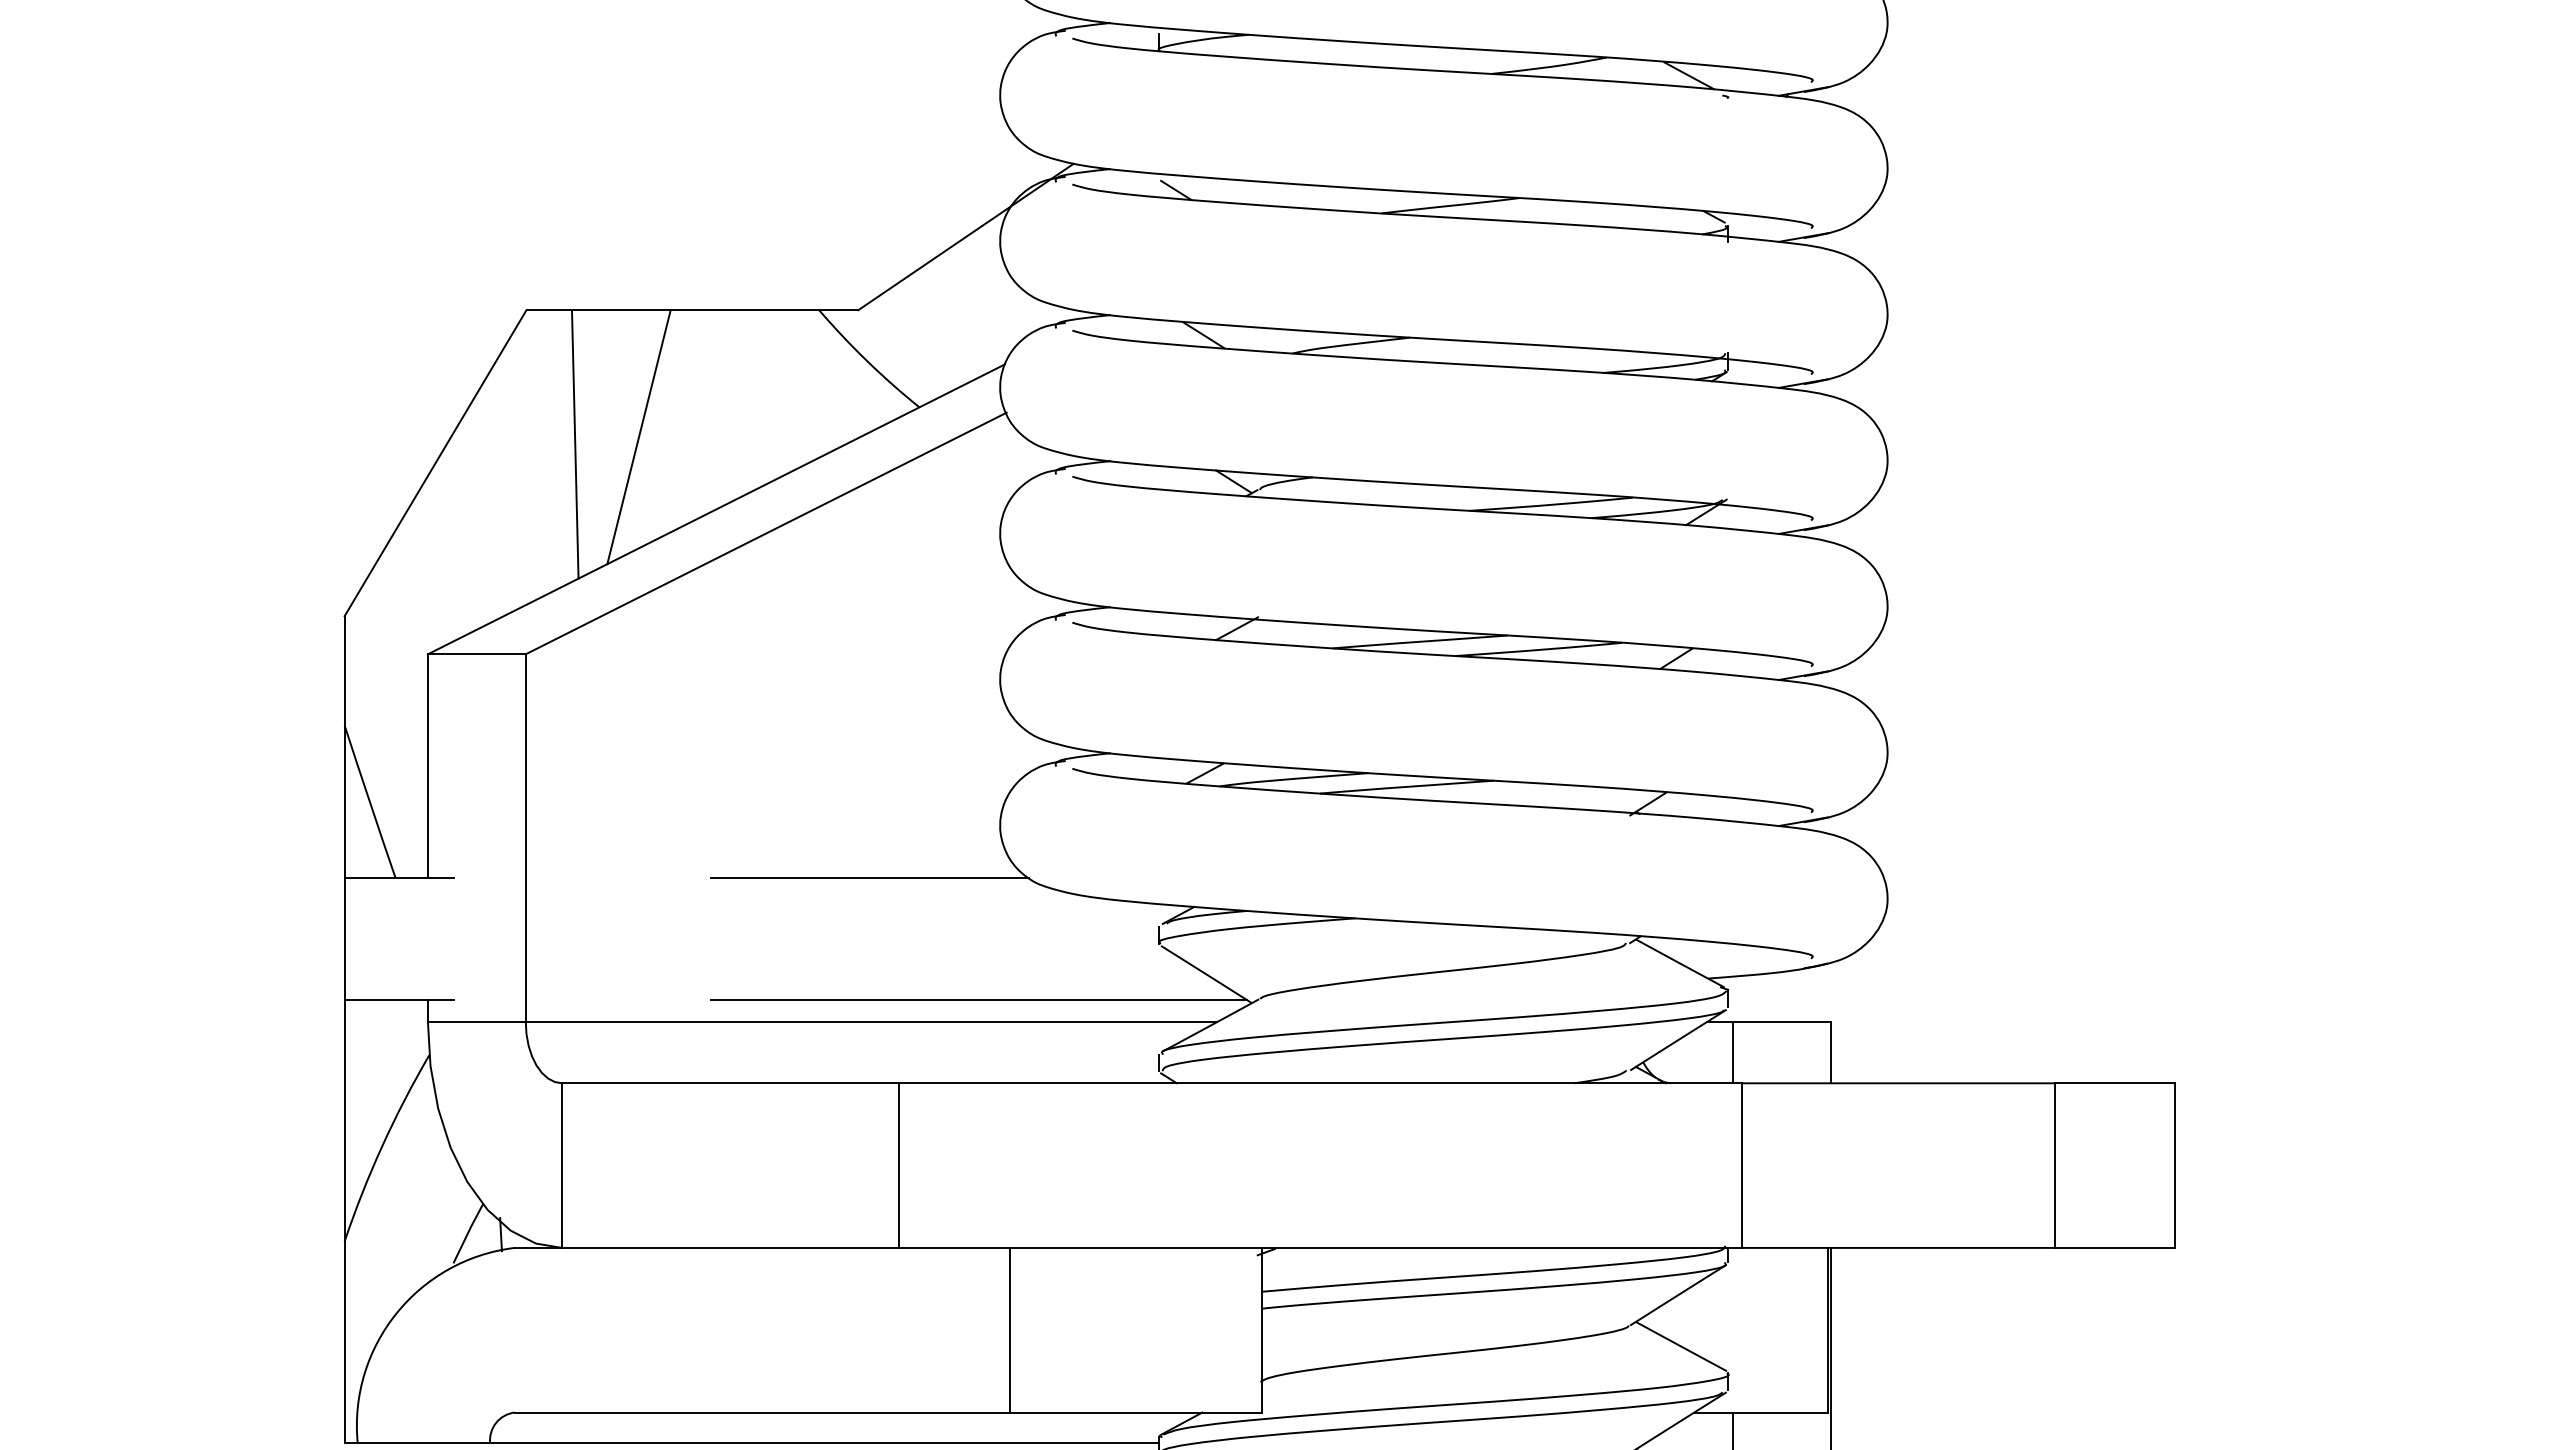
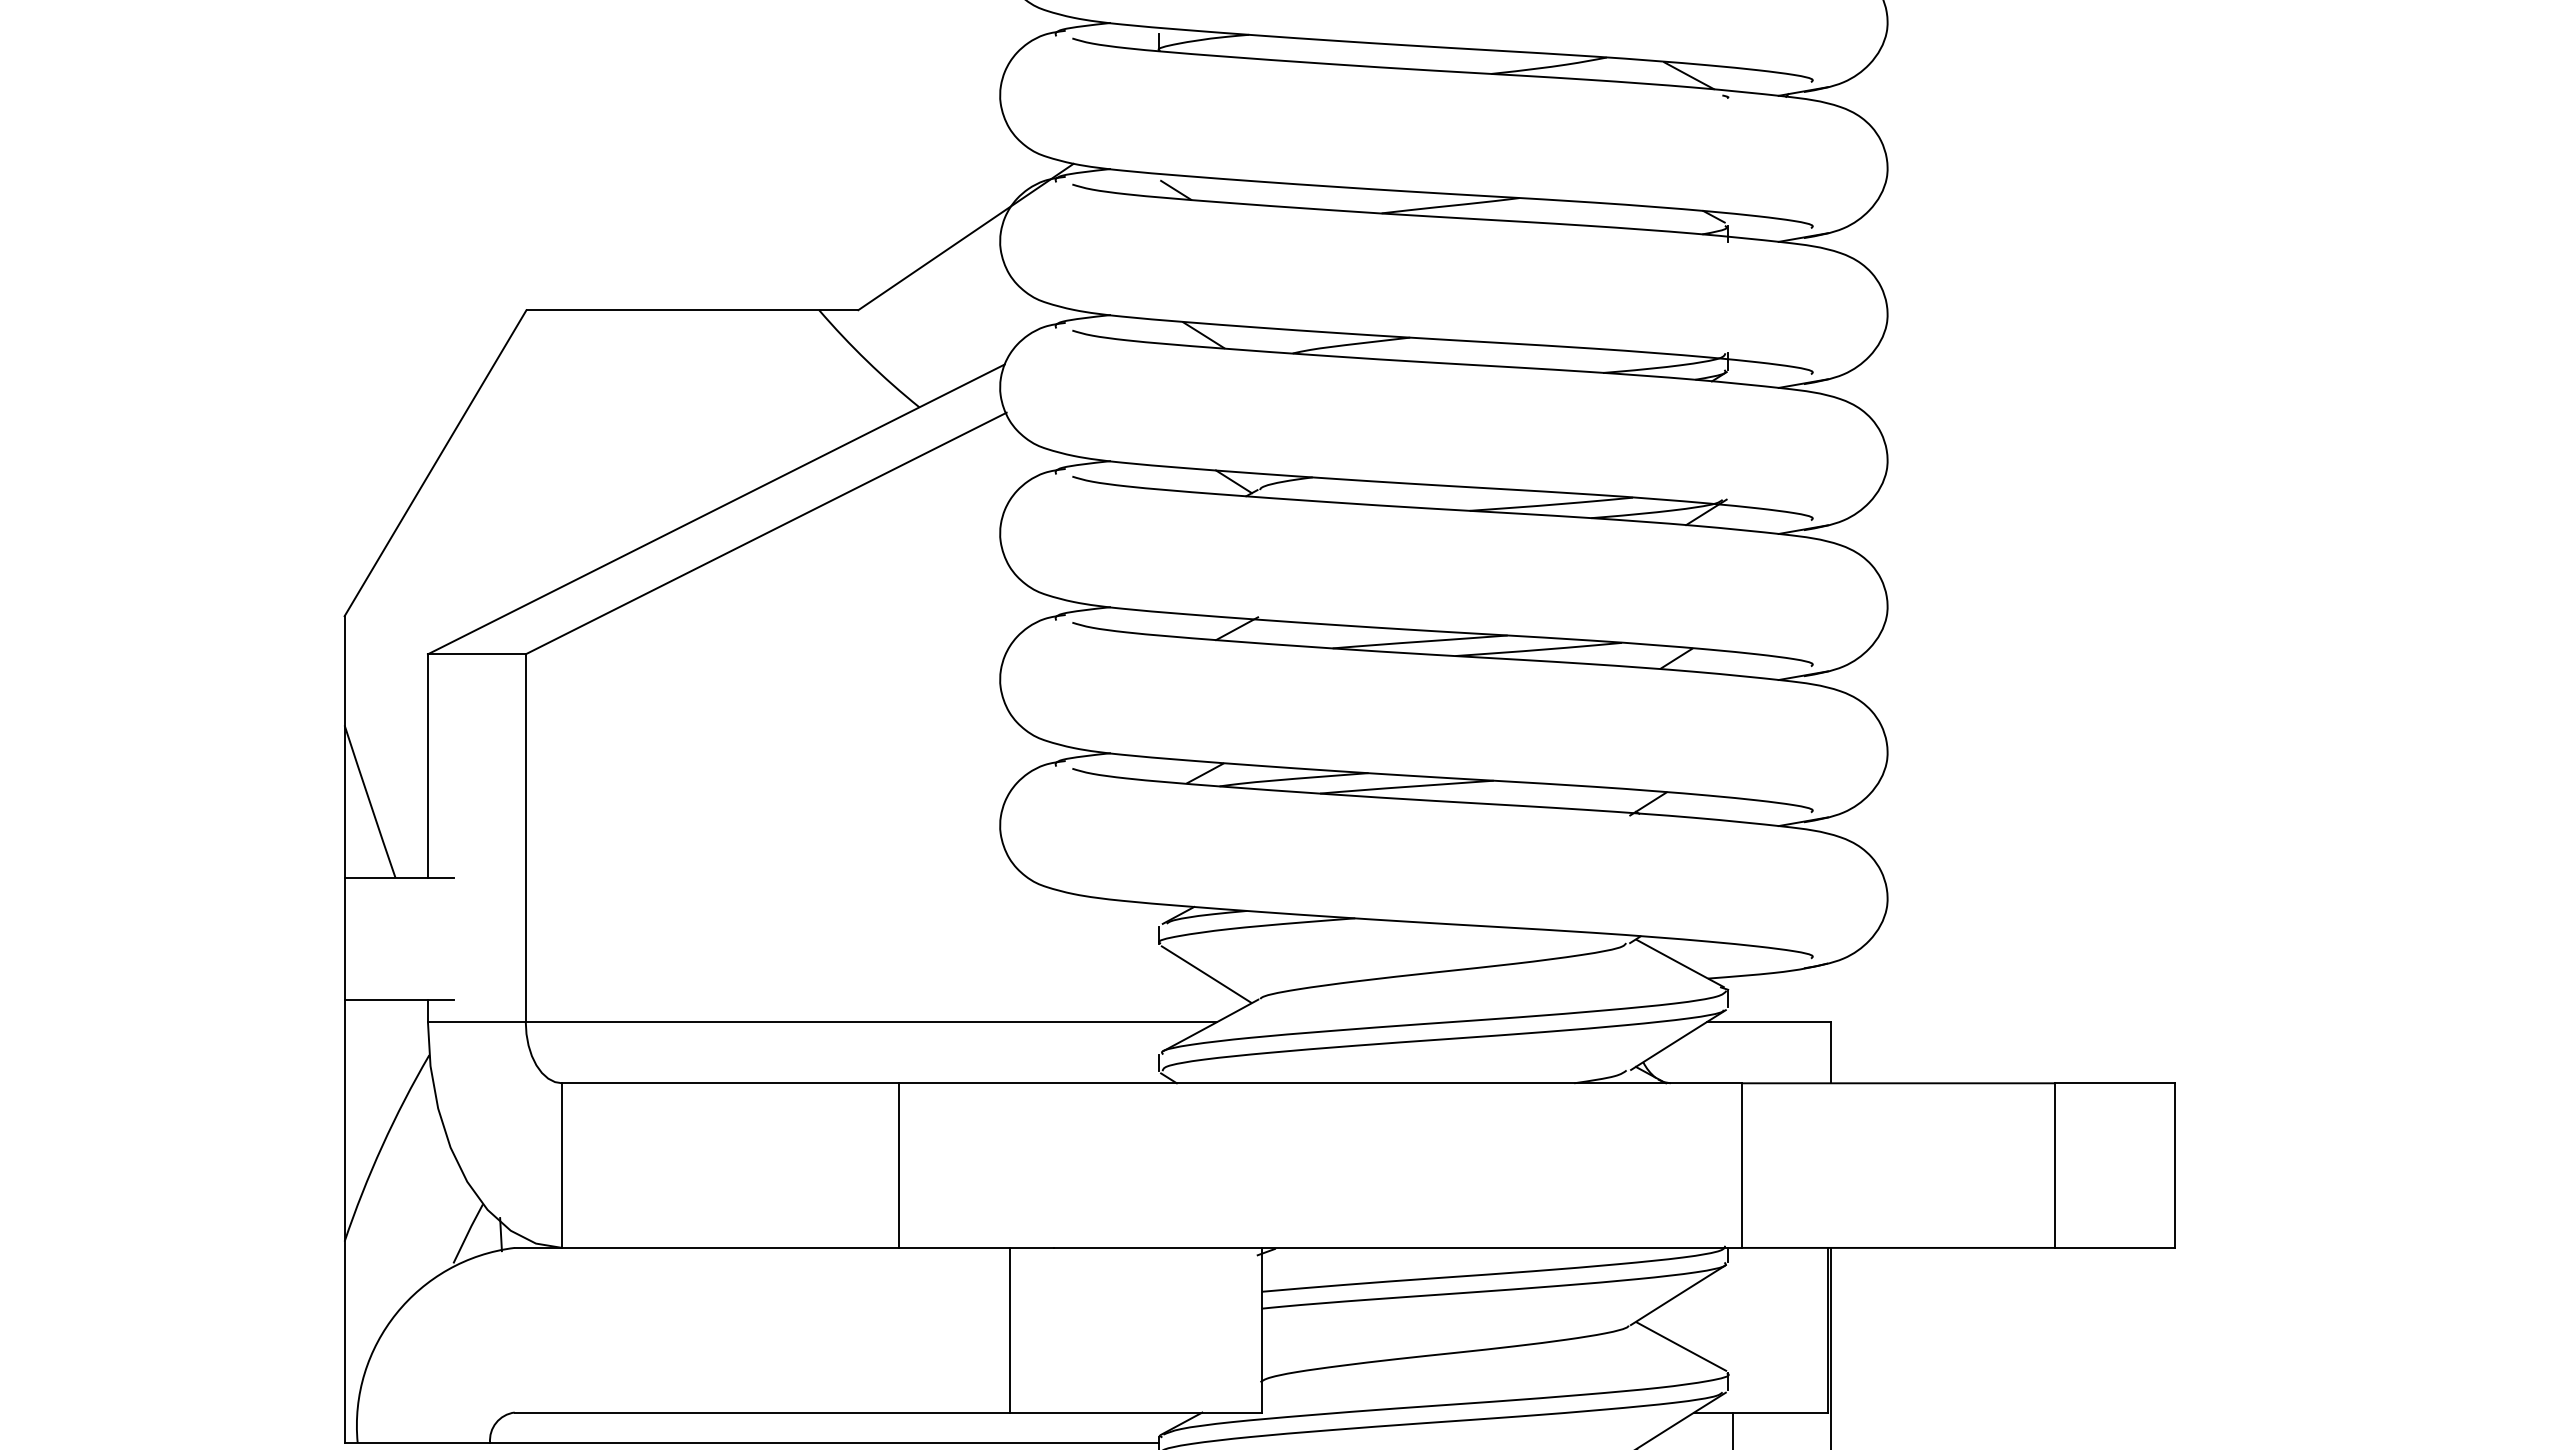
line: present -> none (638, 437)
line: present -> none (574, 444)
line: present -> none (870, 877)
line: present -> none (979, 1000)
line: present -> none (1733, 1052)
